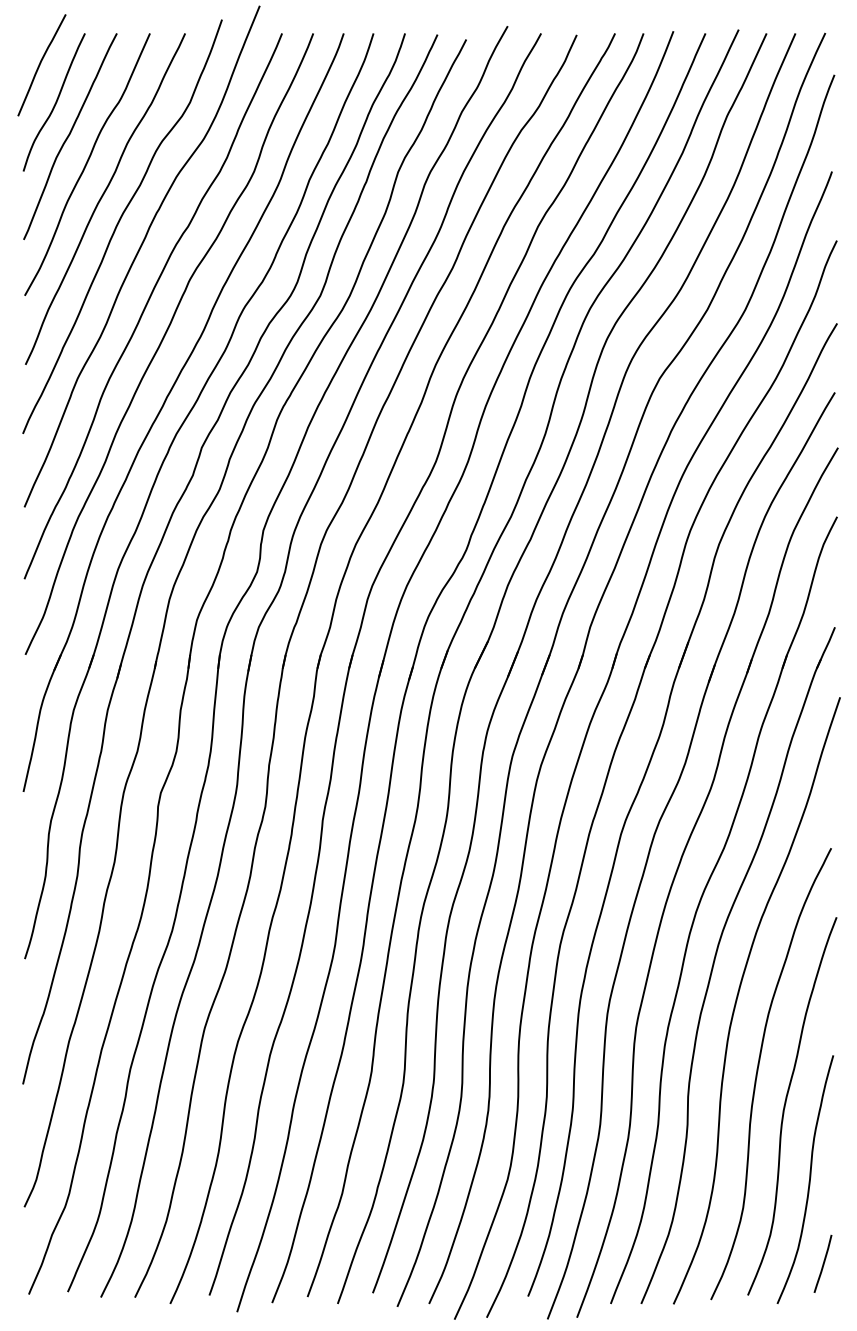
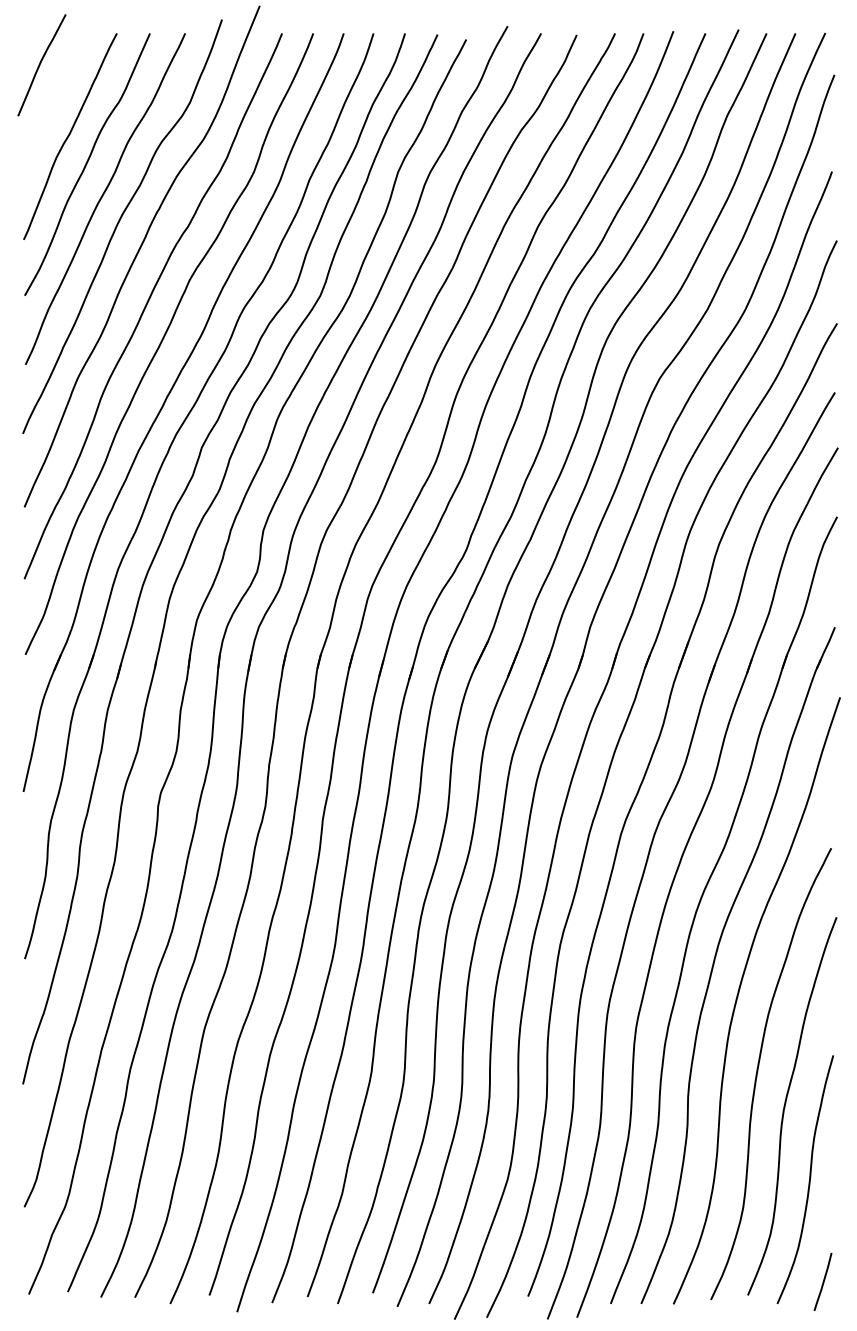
curve: present -> none (54, 103)
line position: (822, 1263) -> (822, 1281) (822, 1281)
